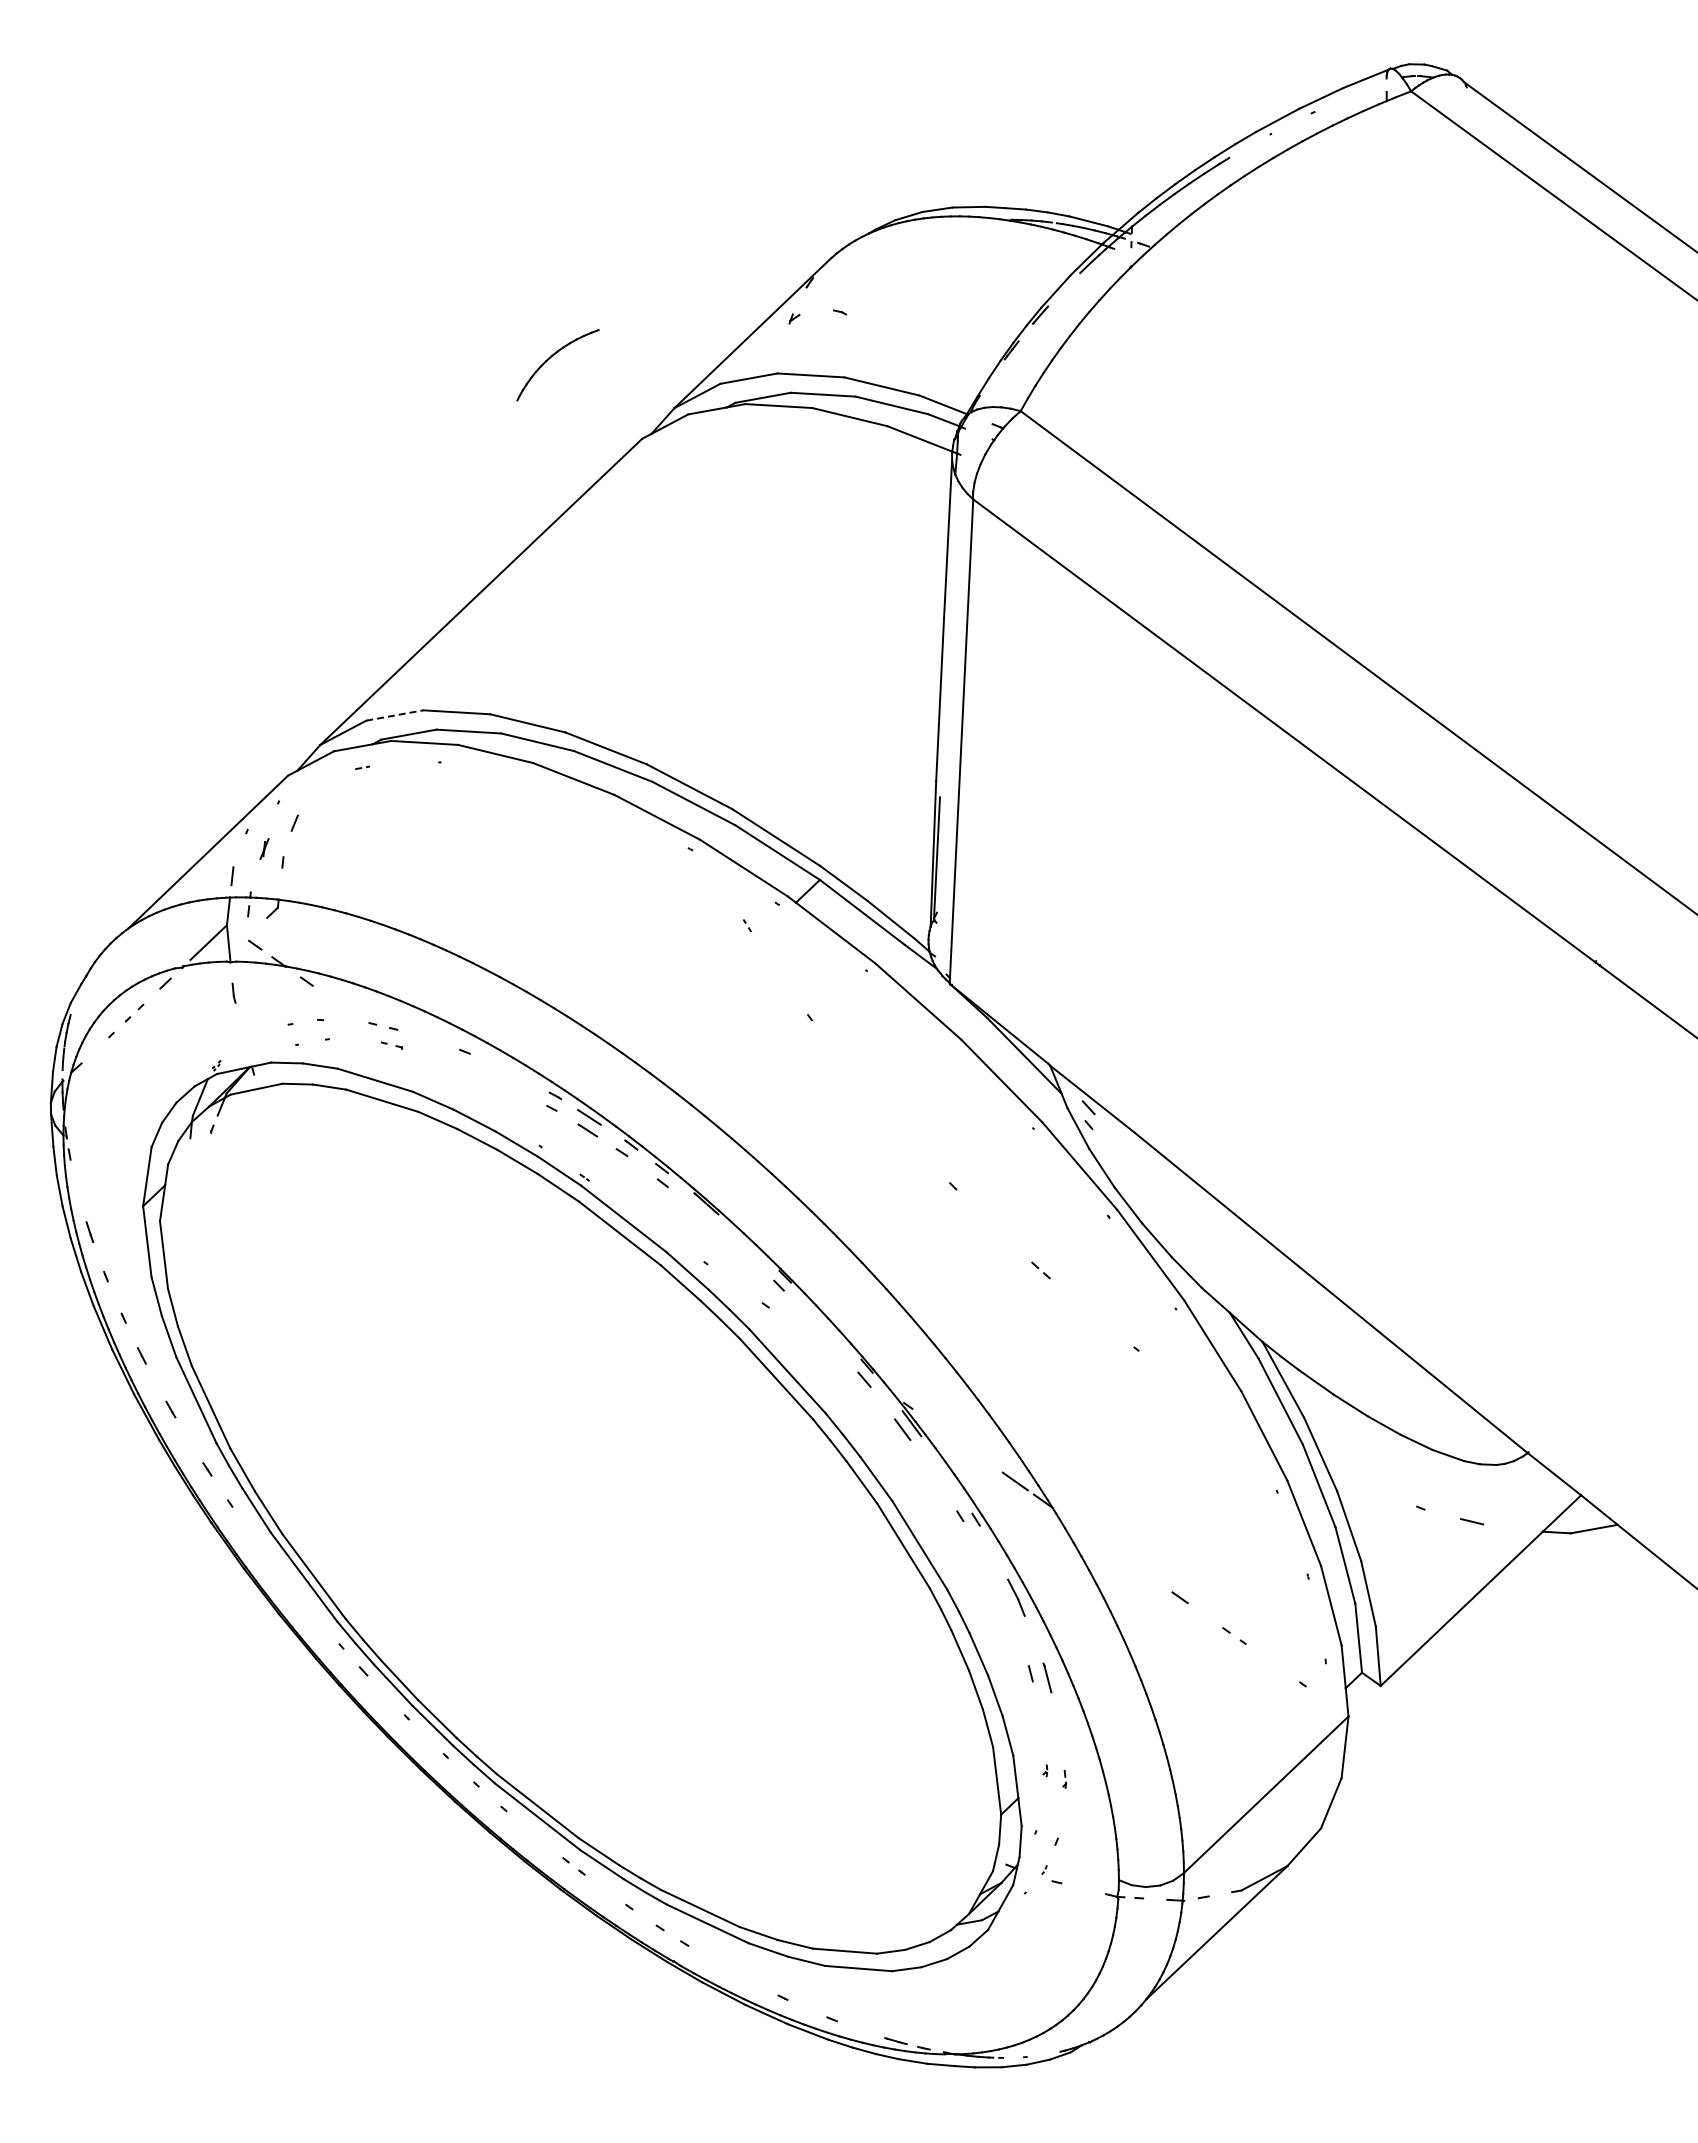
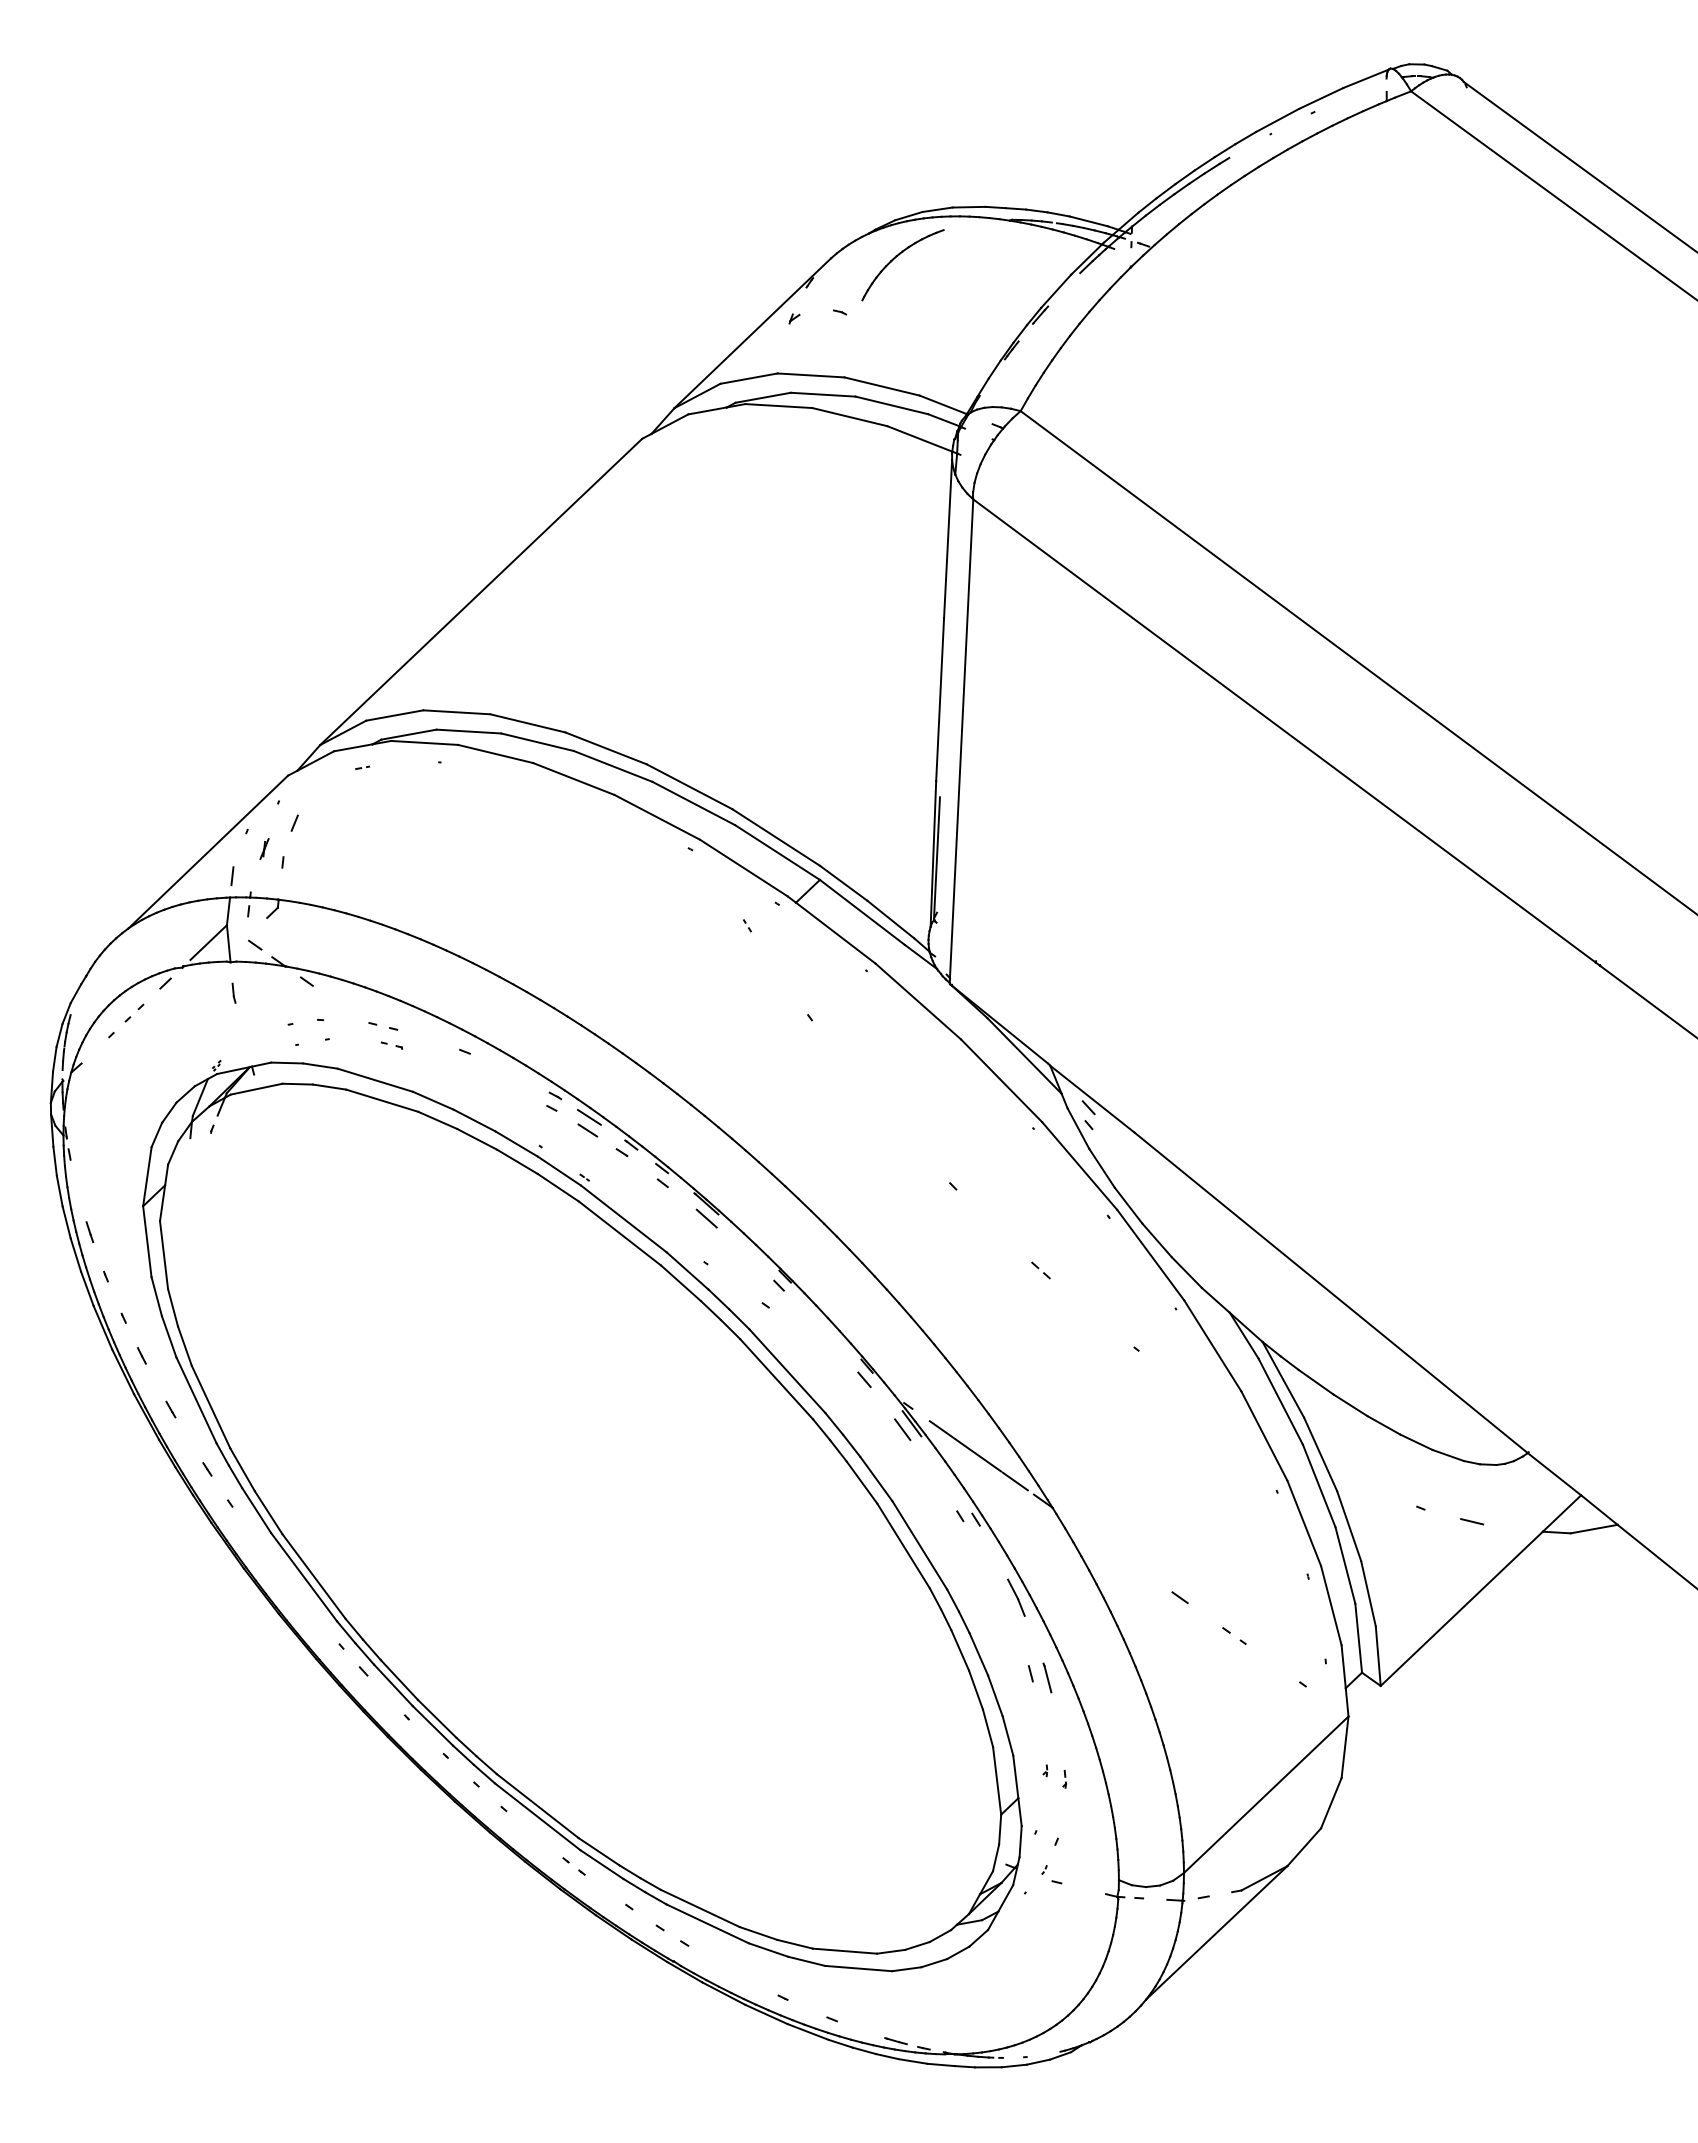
part position: (553, 356) -> (898, 256) (898, 256)
line: dashed -> solid (395, 715)
line: none -> present (706, 1218)
line: none -> present (965, 1446)
